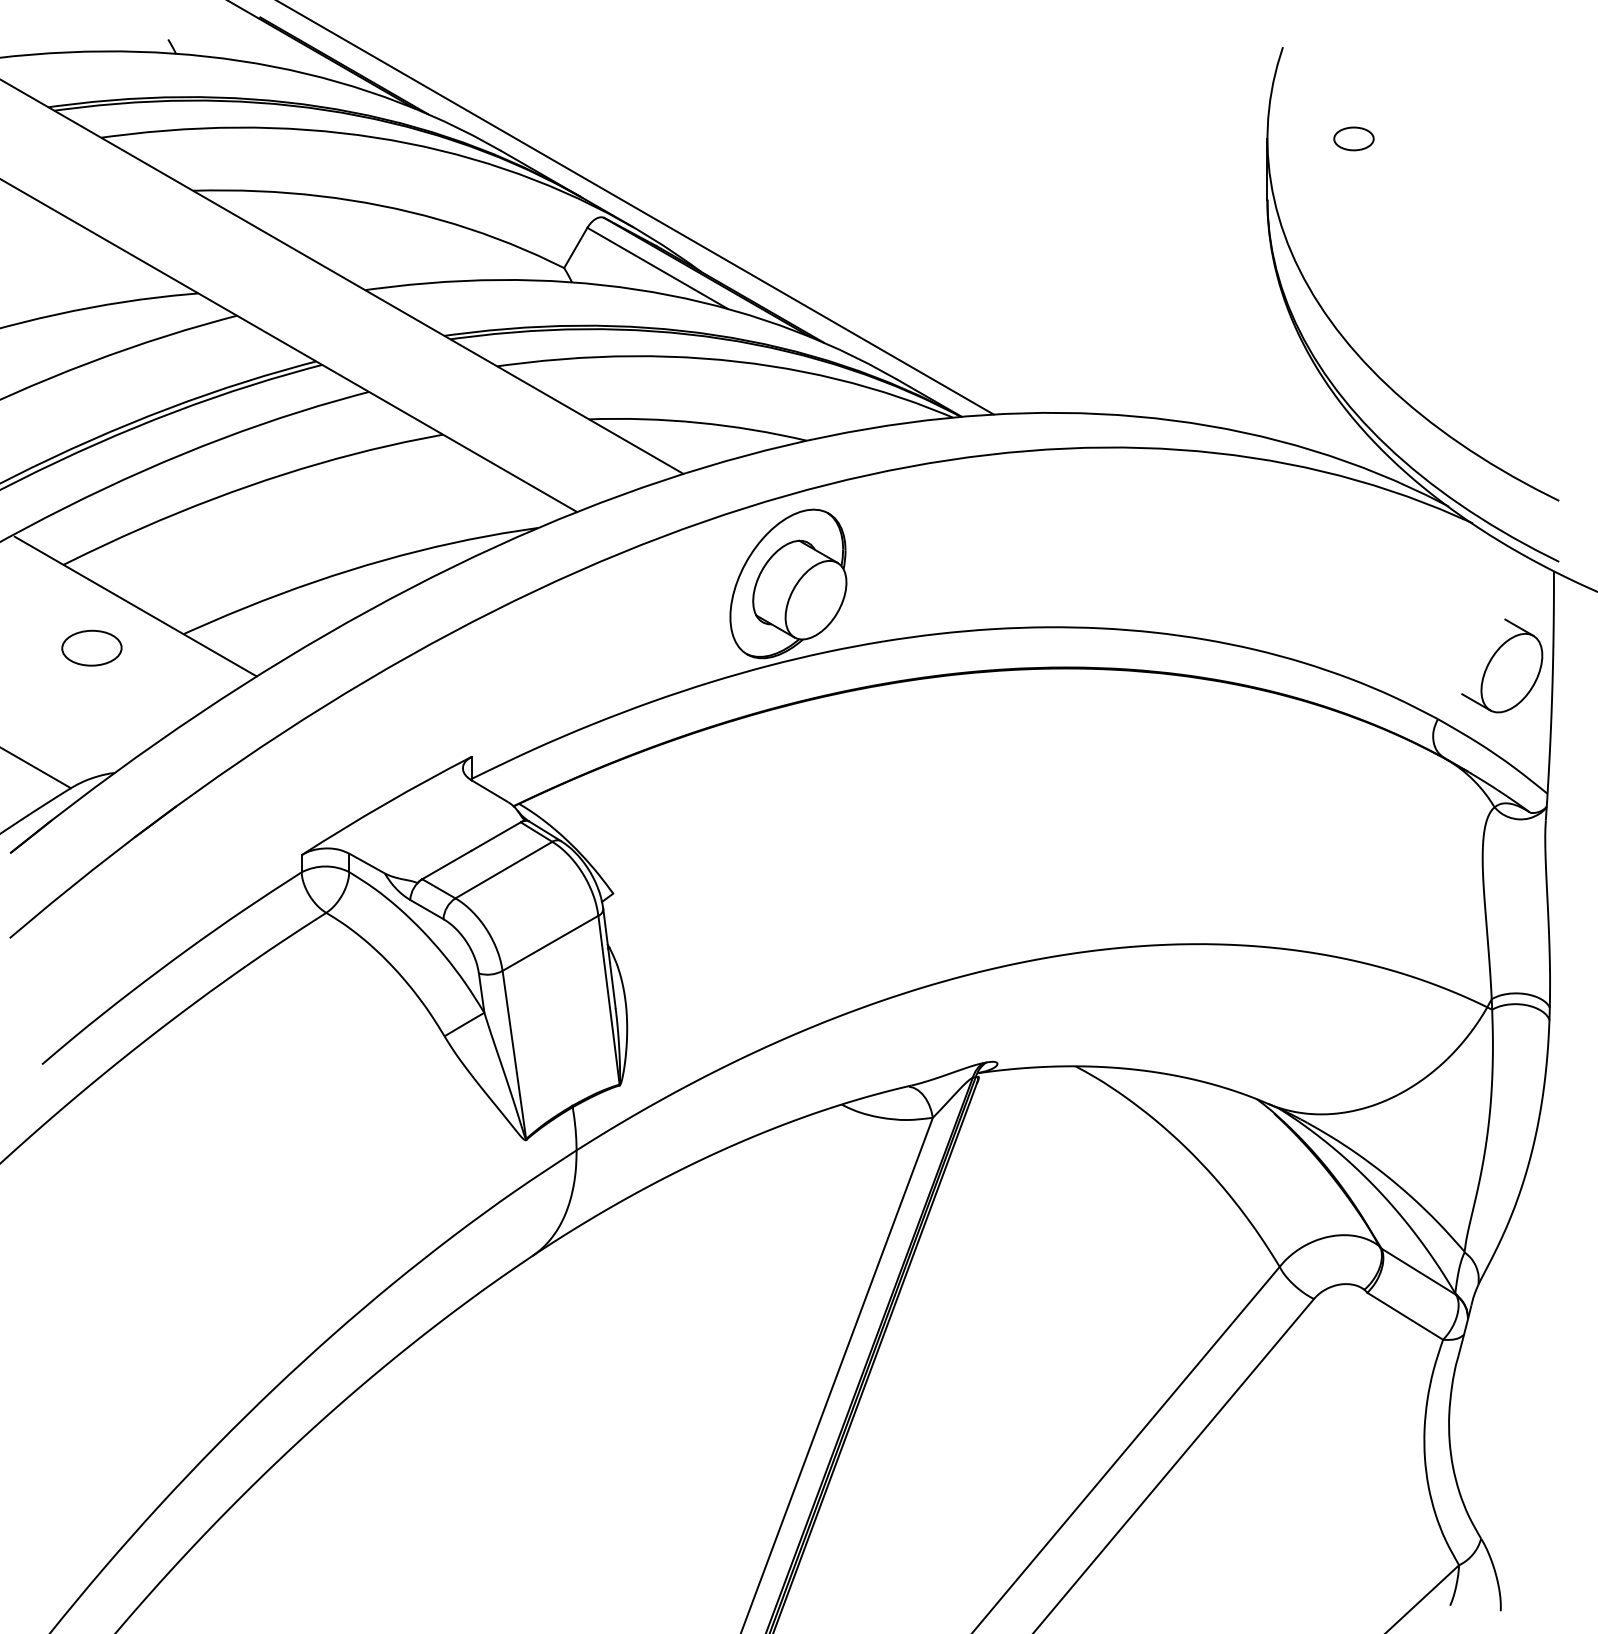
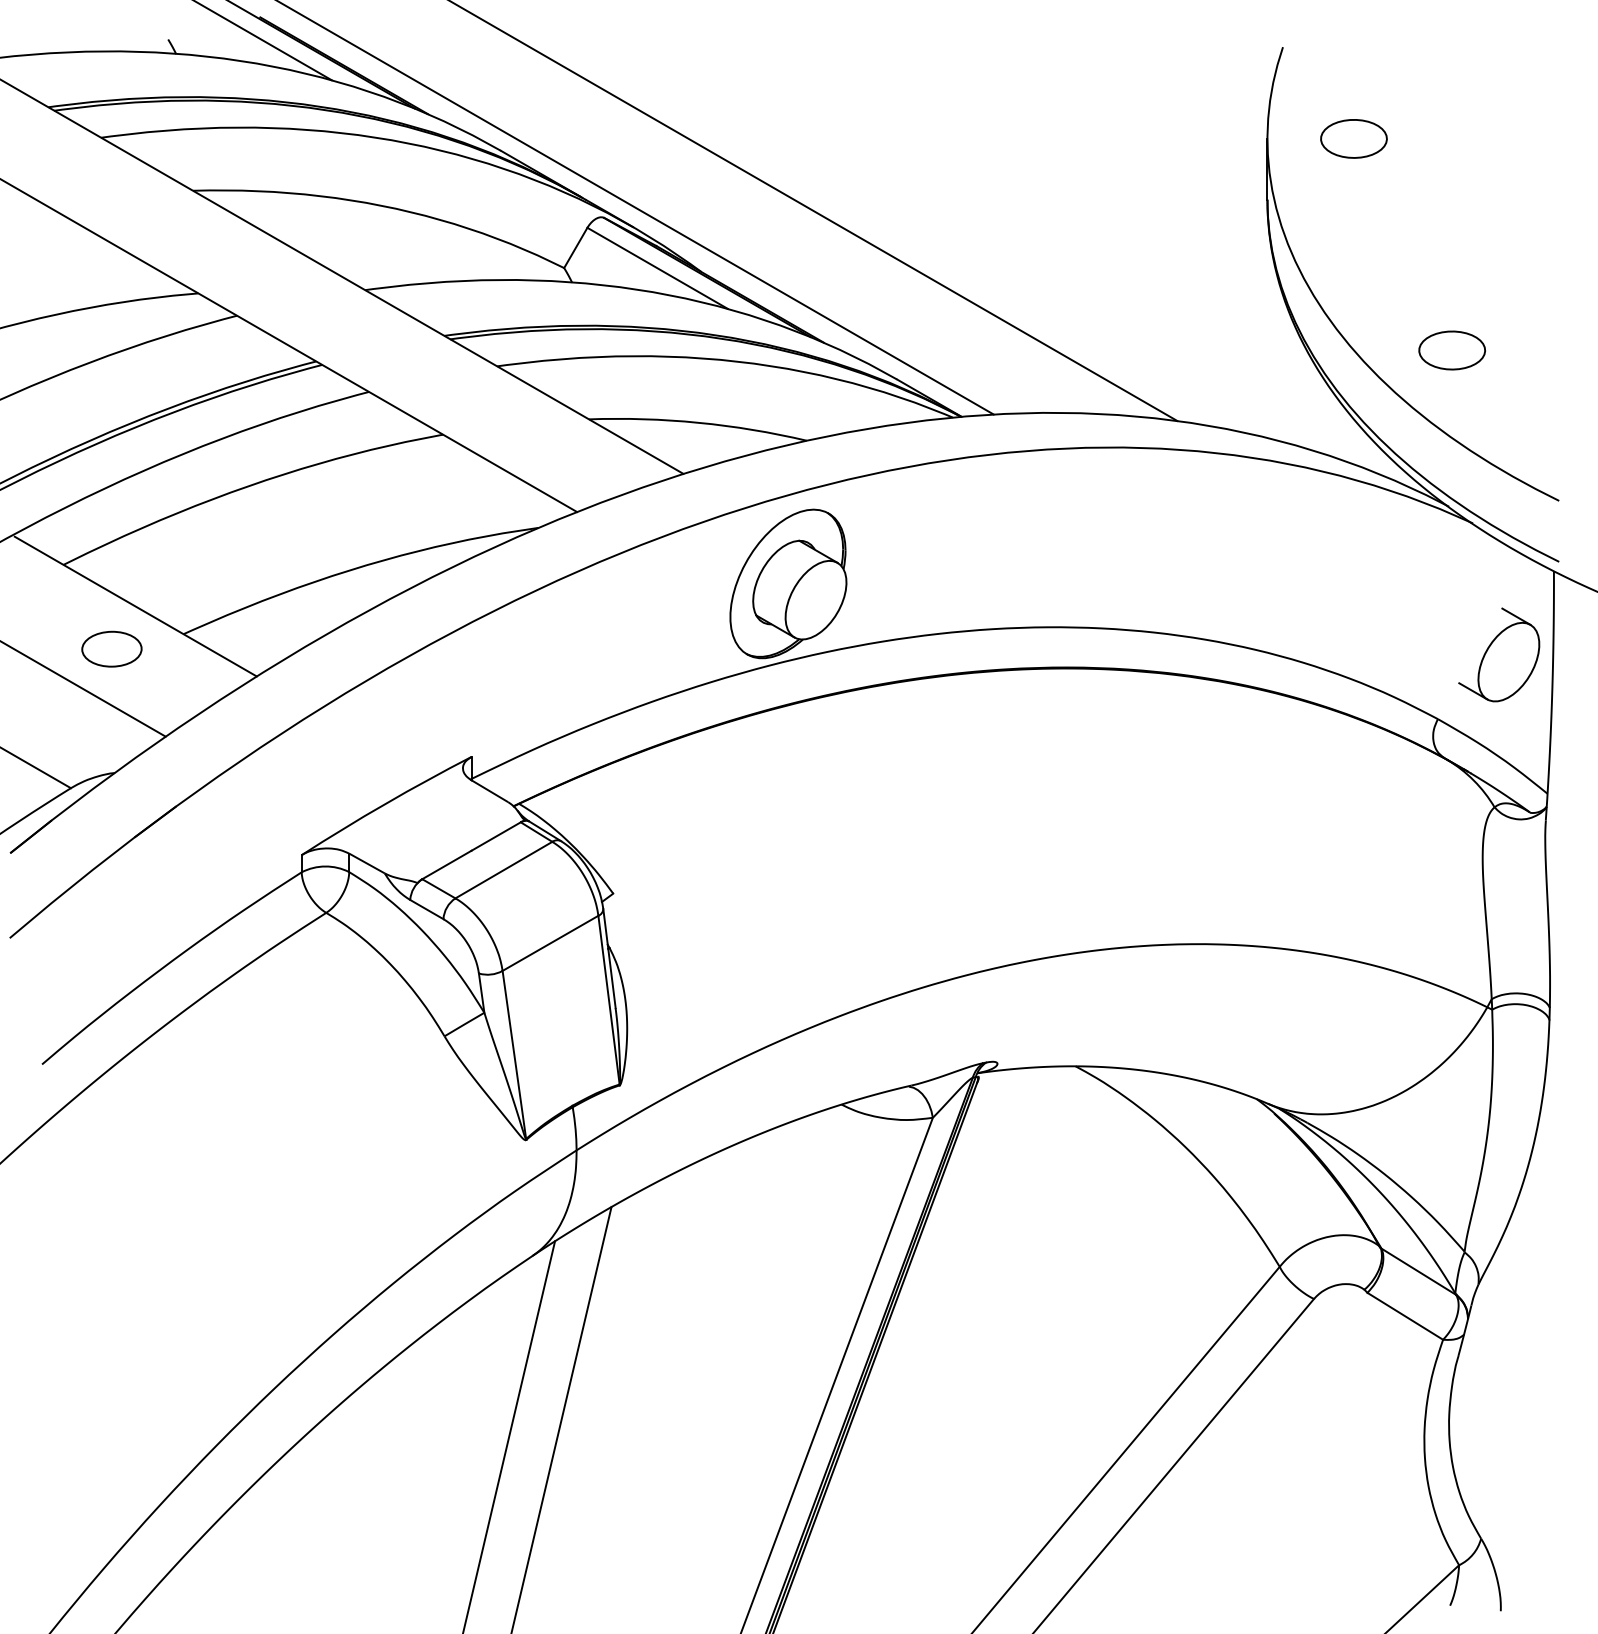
line: none -> present (263, 41)
part size: 42x26 px -> 68x40 px (1353, 138)
line: none -> present (814, 211)
part: none -> present (1451, 350)
part position: (91, 647) -> (111, 648) (111, 648)
part position: (1502, 665) -> (1499, 654) (1499, 654)
line: none -> present (83, 689)
line: none -> present (561, 1418)
line: none -> present (509, 1435)
